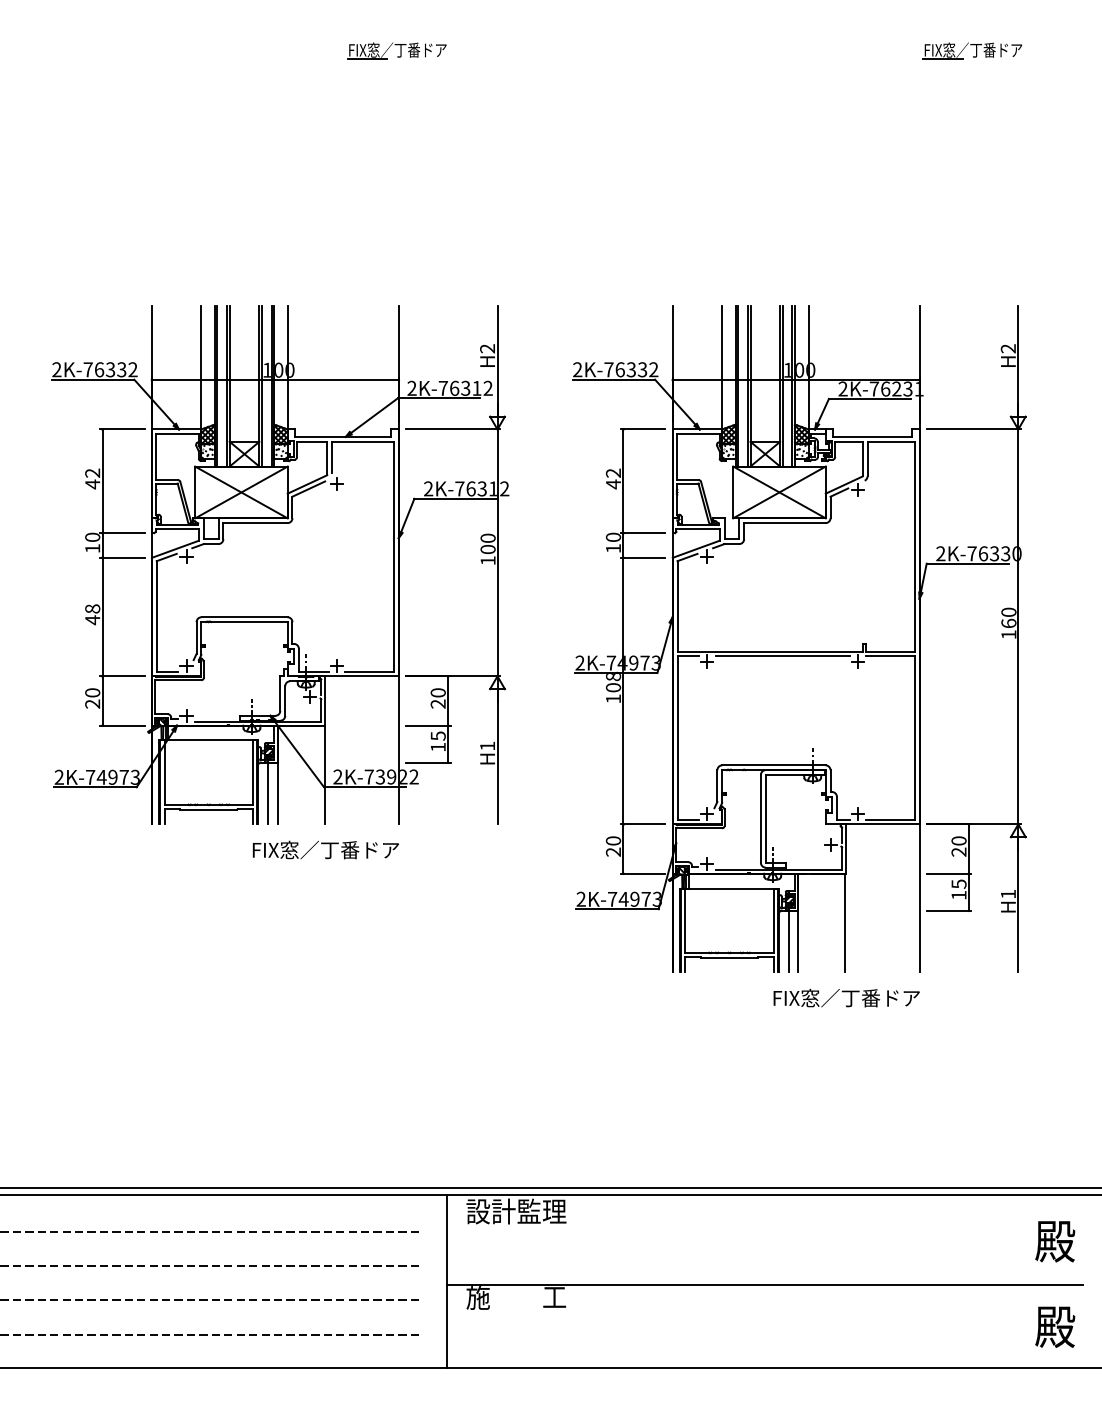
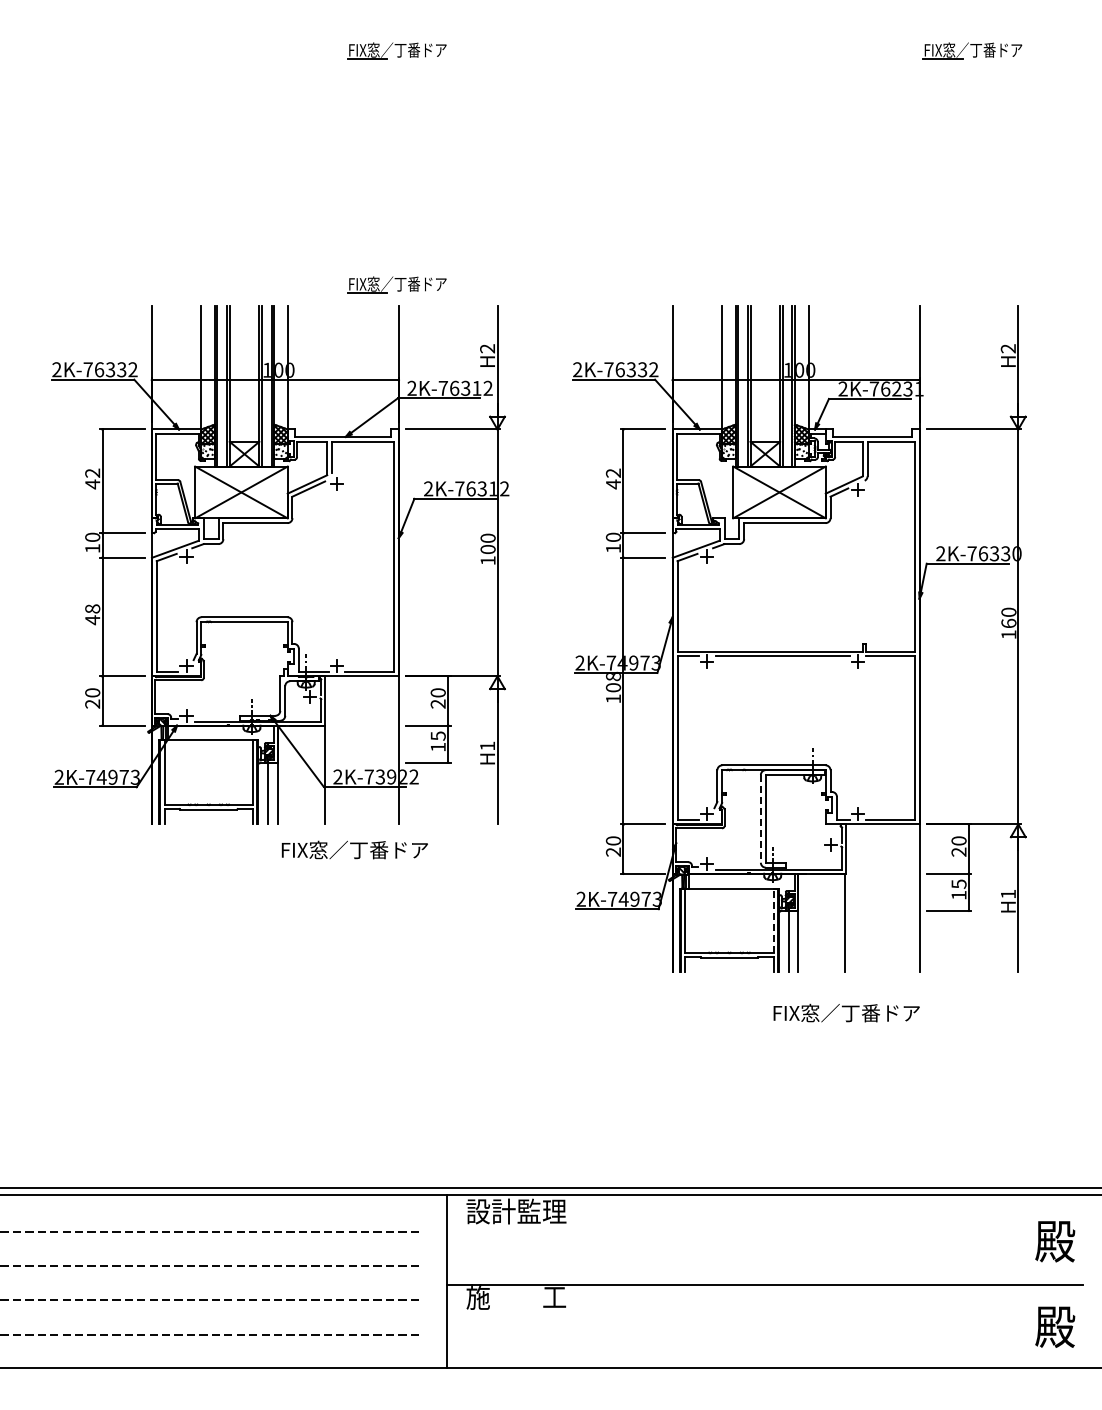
part: none -> present (396, 284)
line: solid -> dashed (760, 818)
text position: (325, 849) -> (354, 849) (354, 849)
line: solid -> dashed (773, 920)
text position: (846, 997) -> (846, 1012) (846, 1012)
